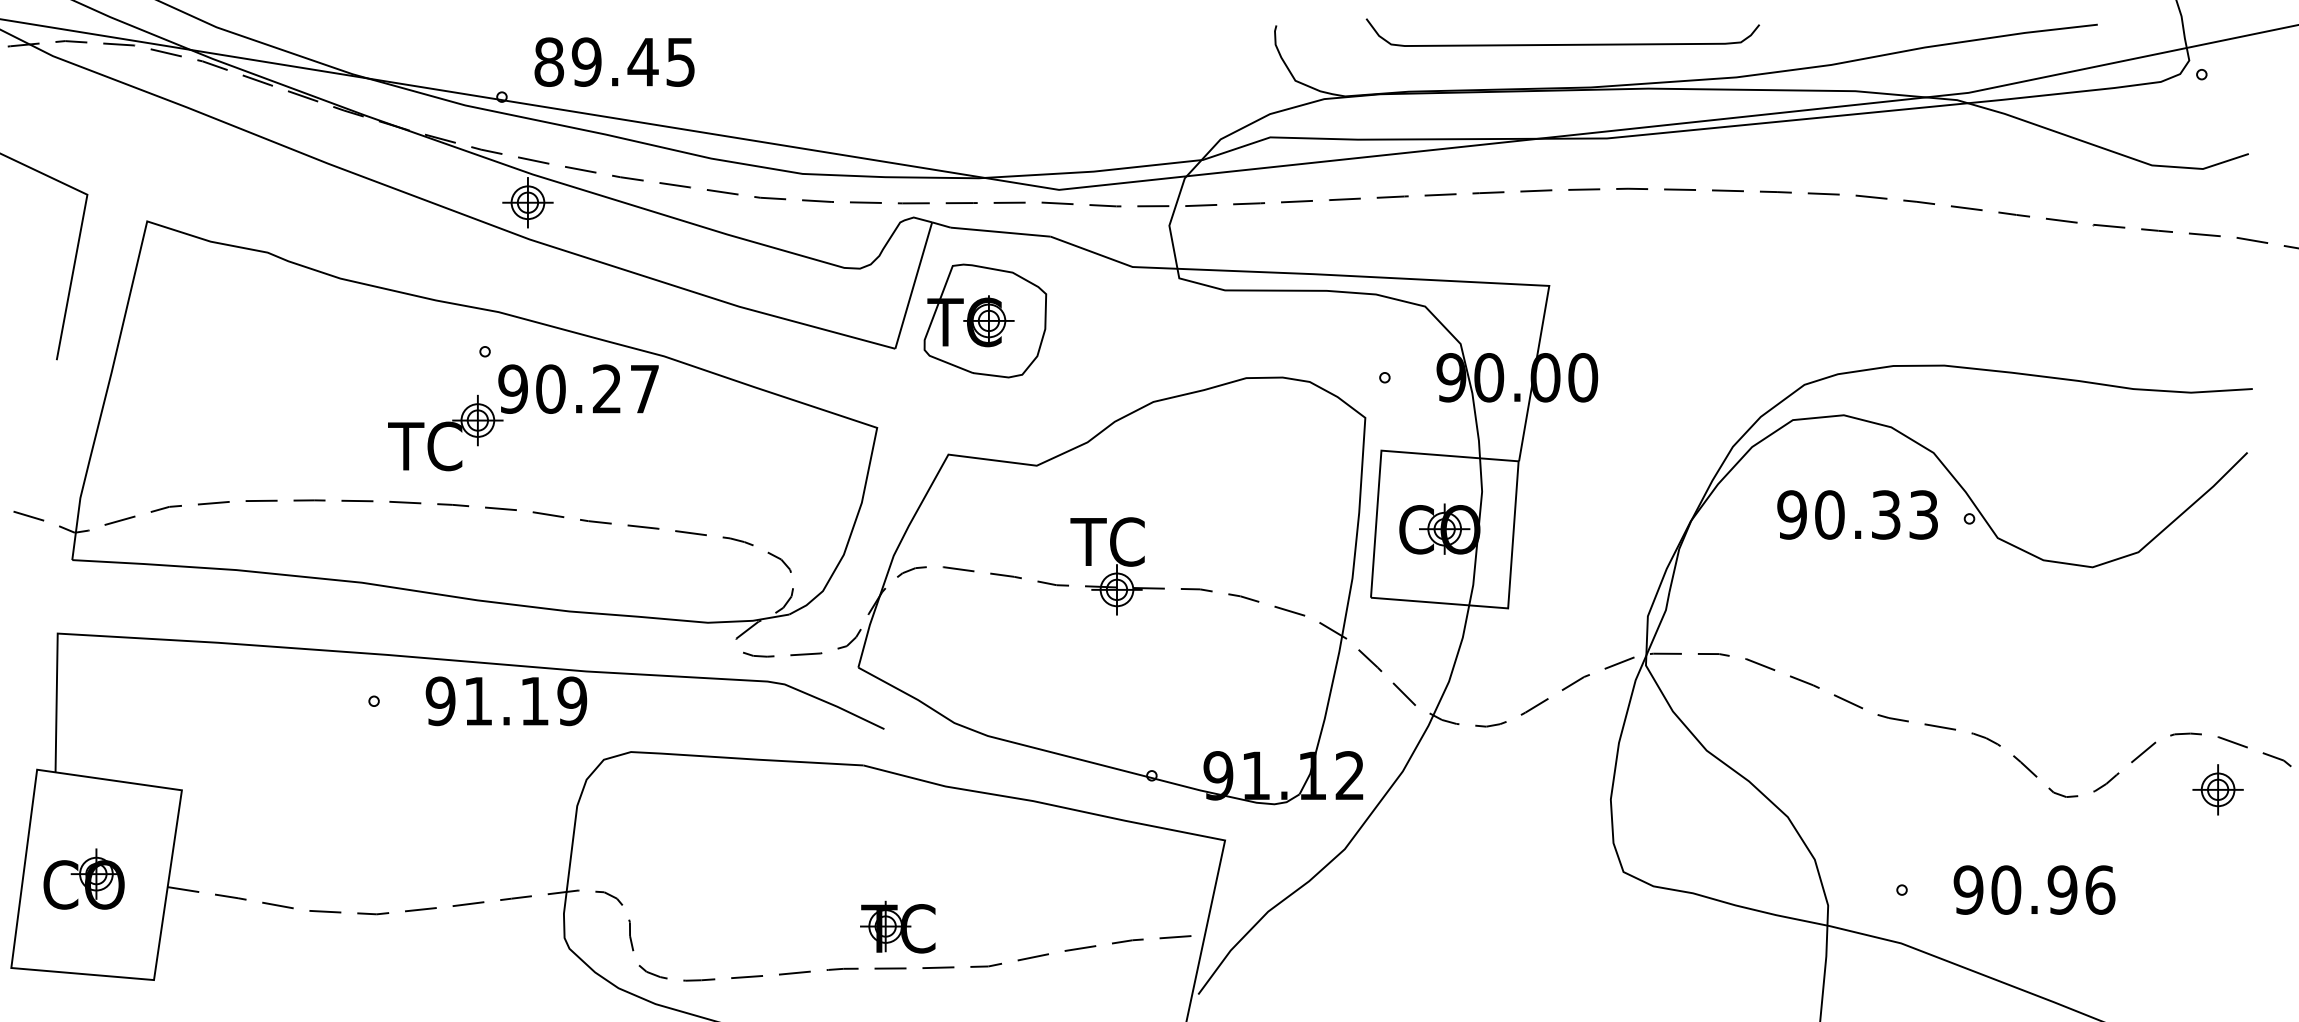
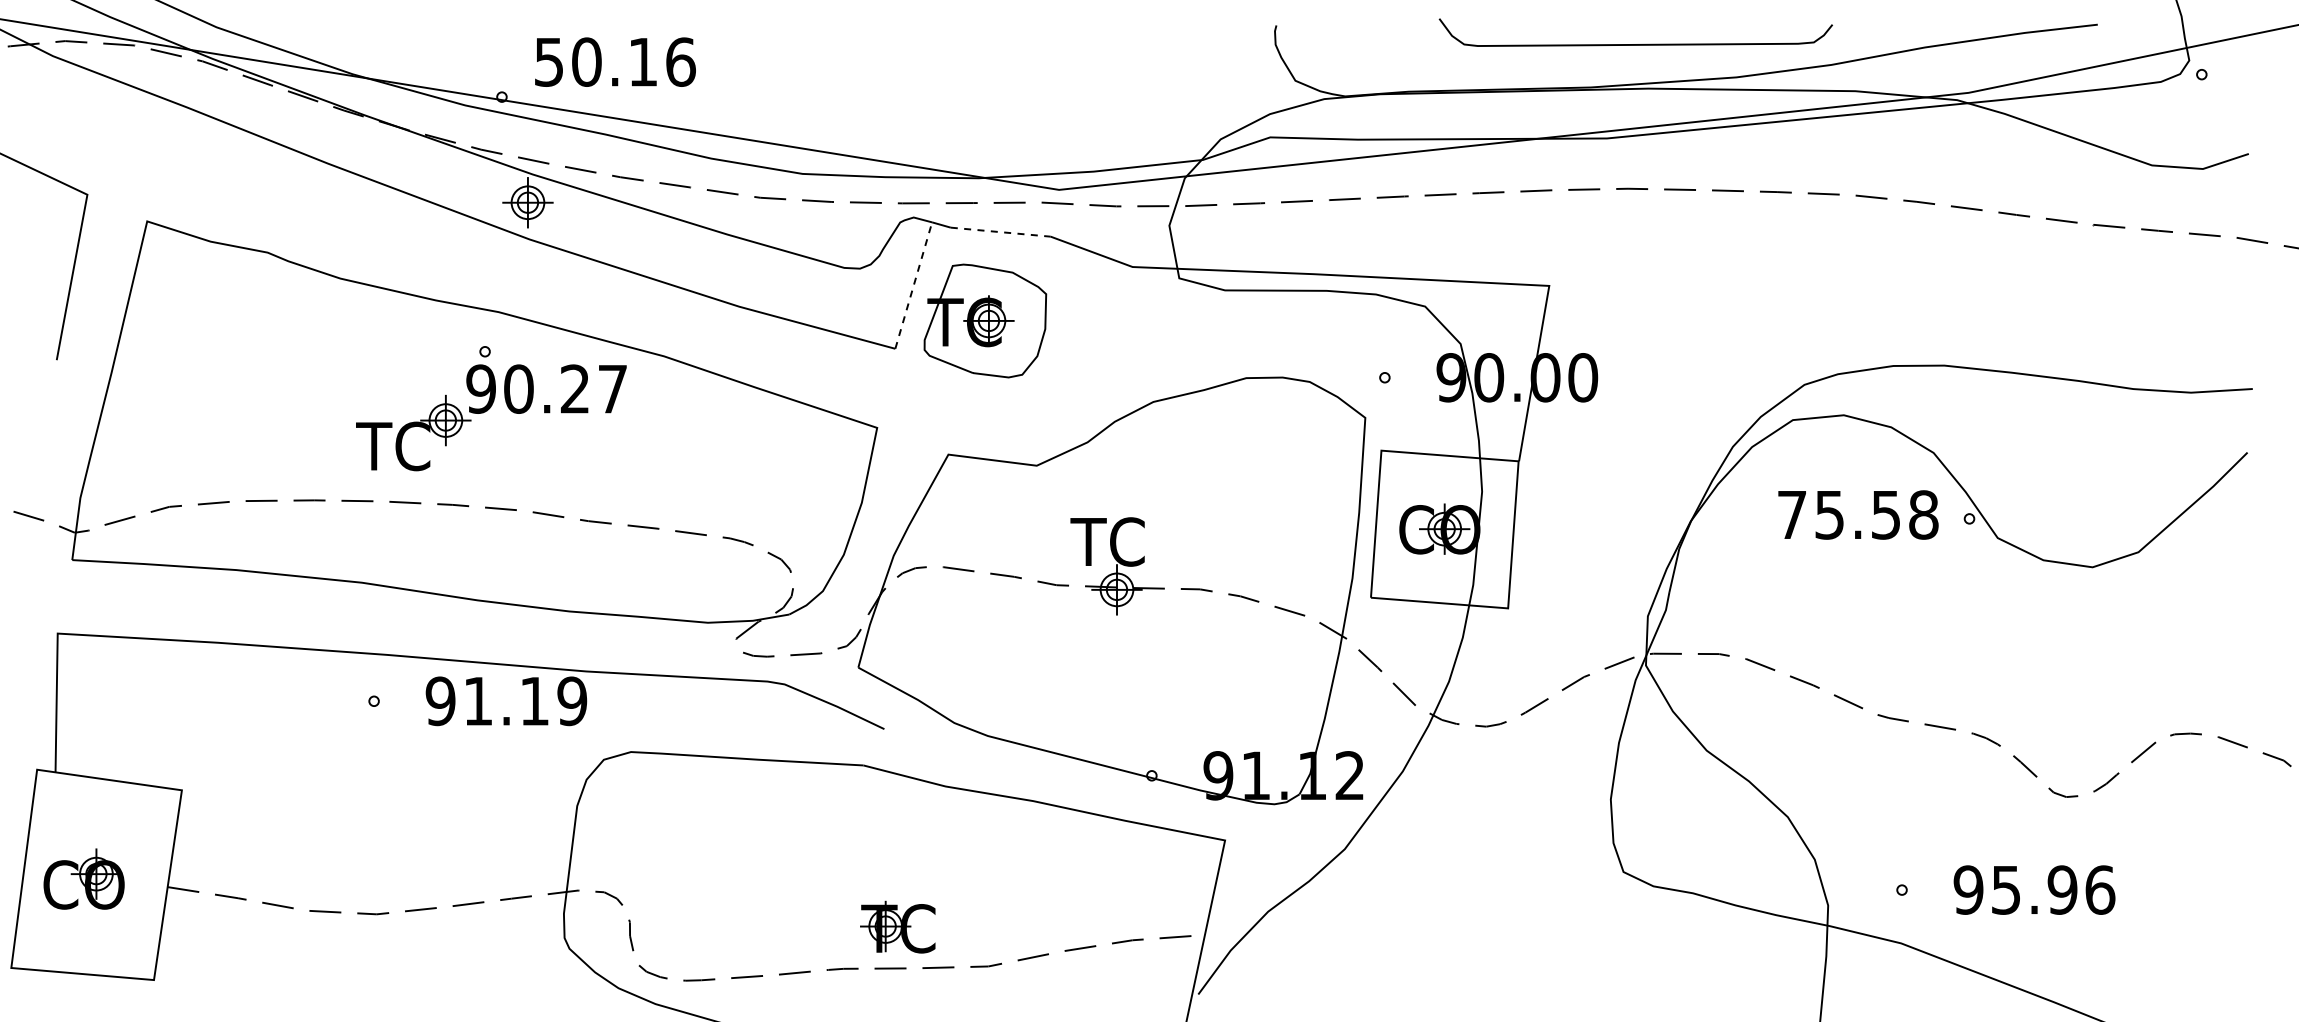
curve position: (1562, 44) -> (1635, 44) (1635, 44)
text: 89.45 -> 50.16 (614, 61)
line: solid -> dashed (1001, 232)
line: solid -> dashed (913, 285)
part position: (519, 411) -> (487, 411) (487, 411)
text: 90.33 -> 75.58 (1857, 514)
part: present -> none (2217, 789)
text: 90.96 -> 95.96 (2006, 889)
